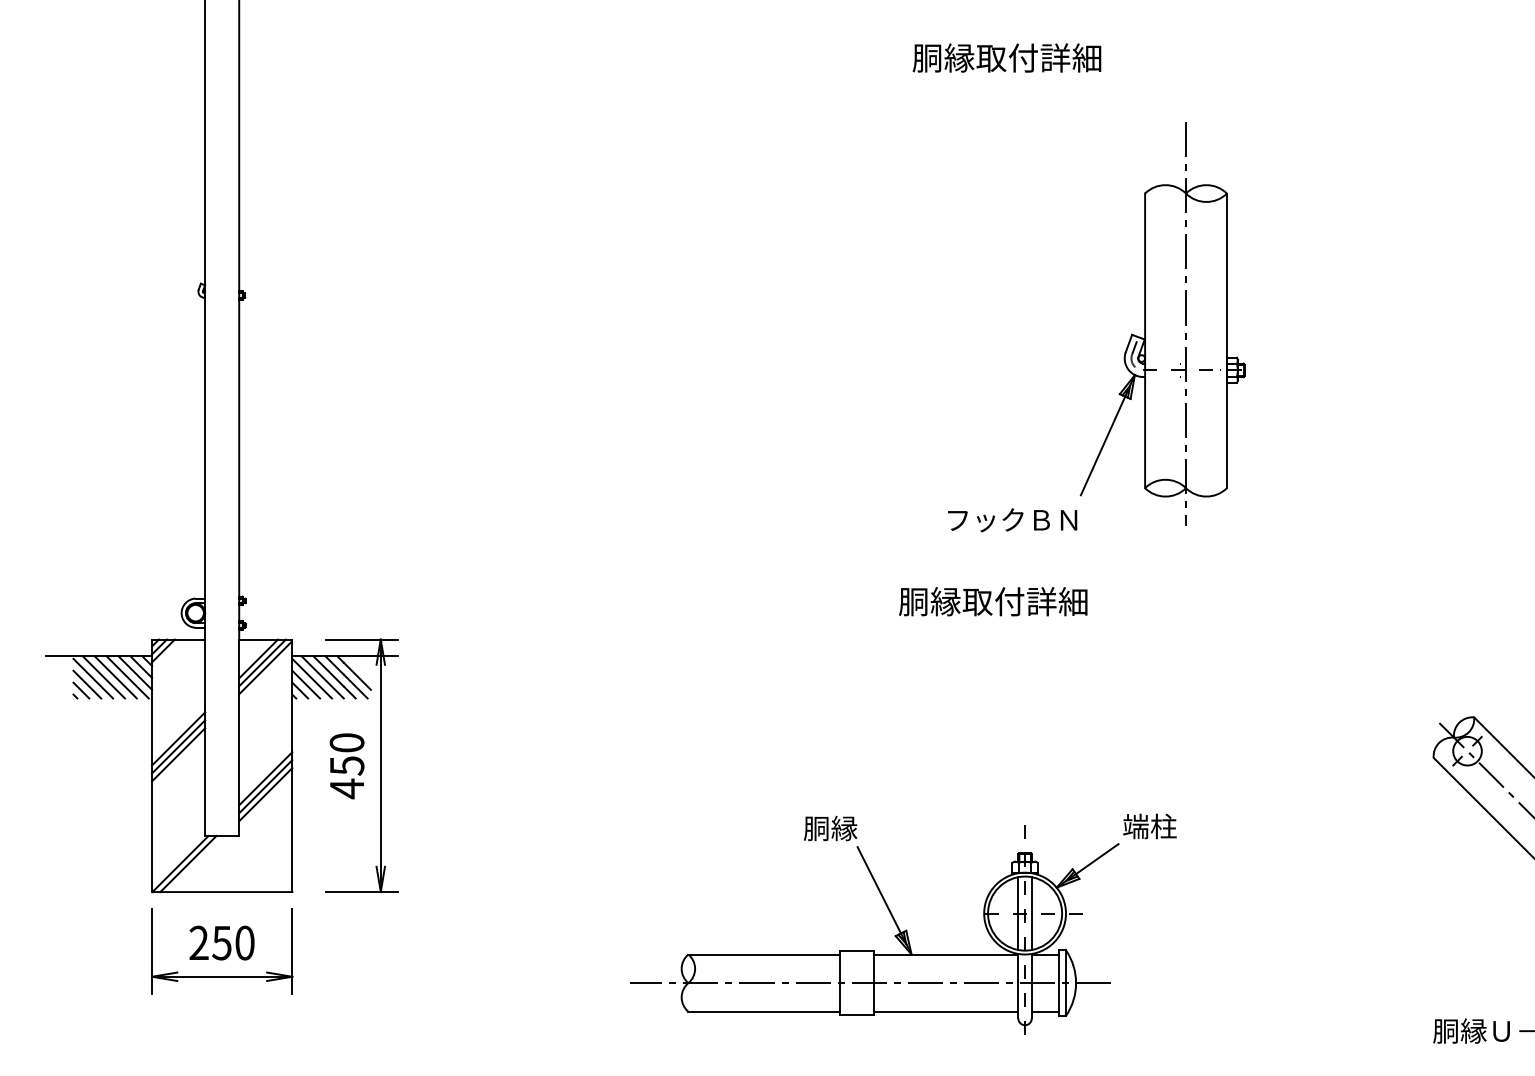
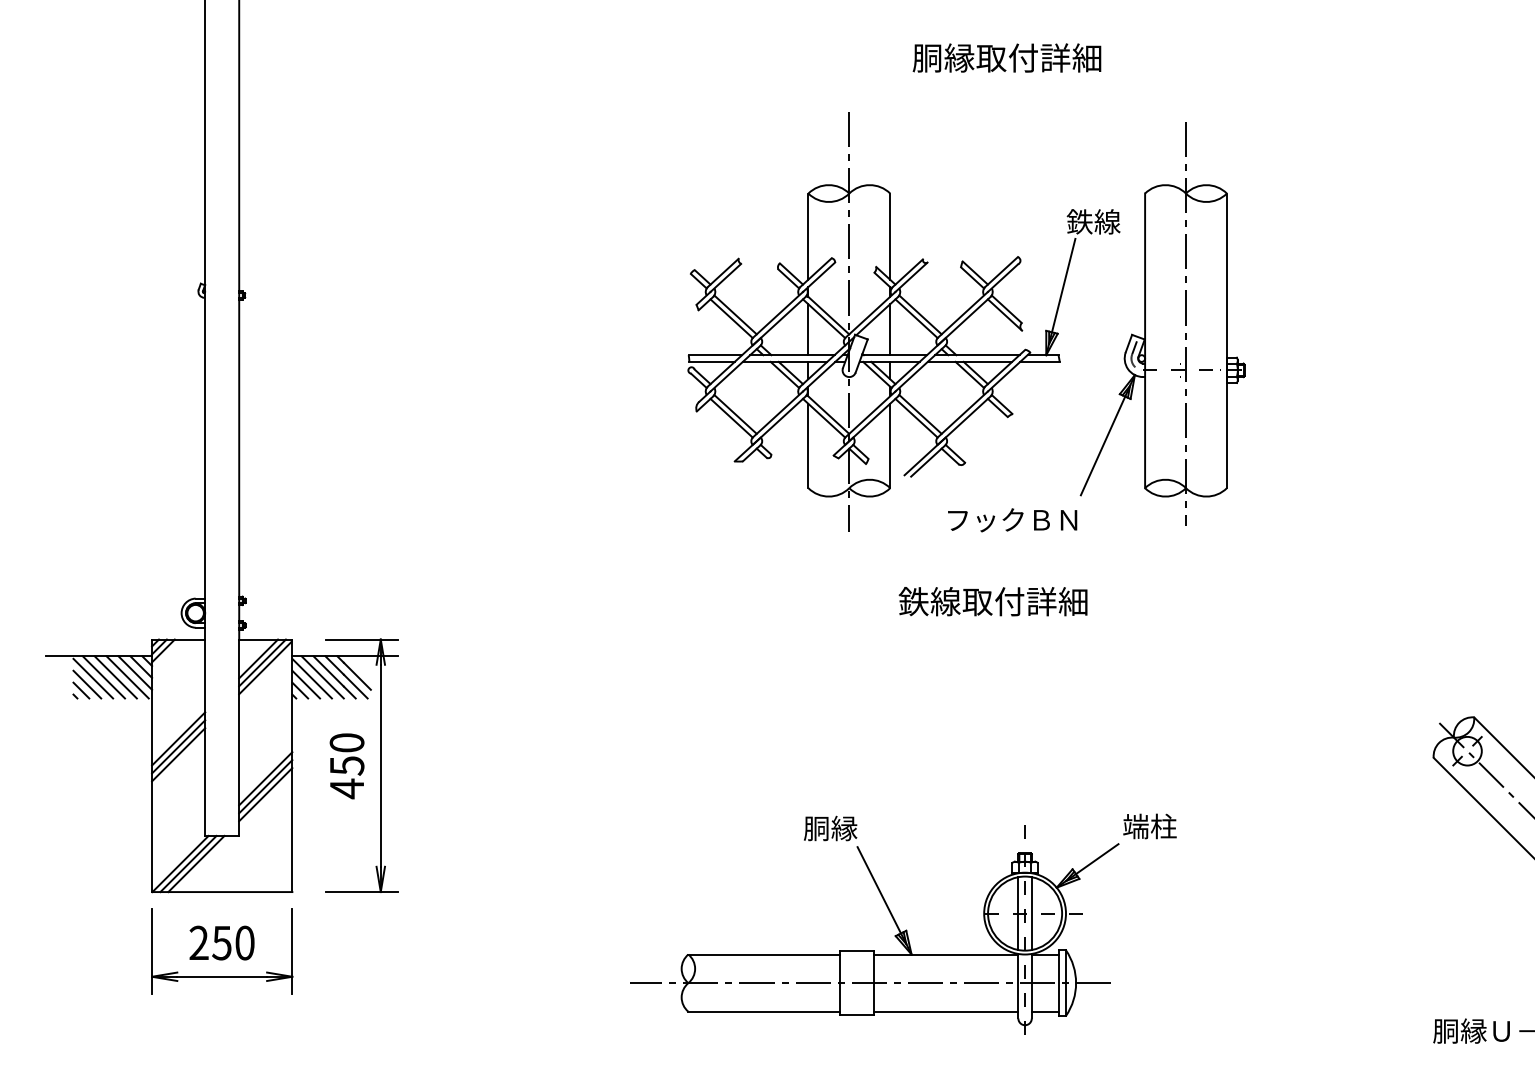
part: none -> present (903, 321)
text: 胴縁取付詳細 -> 鉄線取付詳細 (929, 601)
line: none -> present (196, 863)
